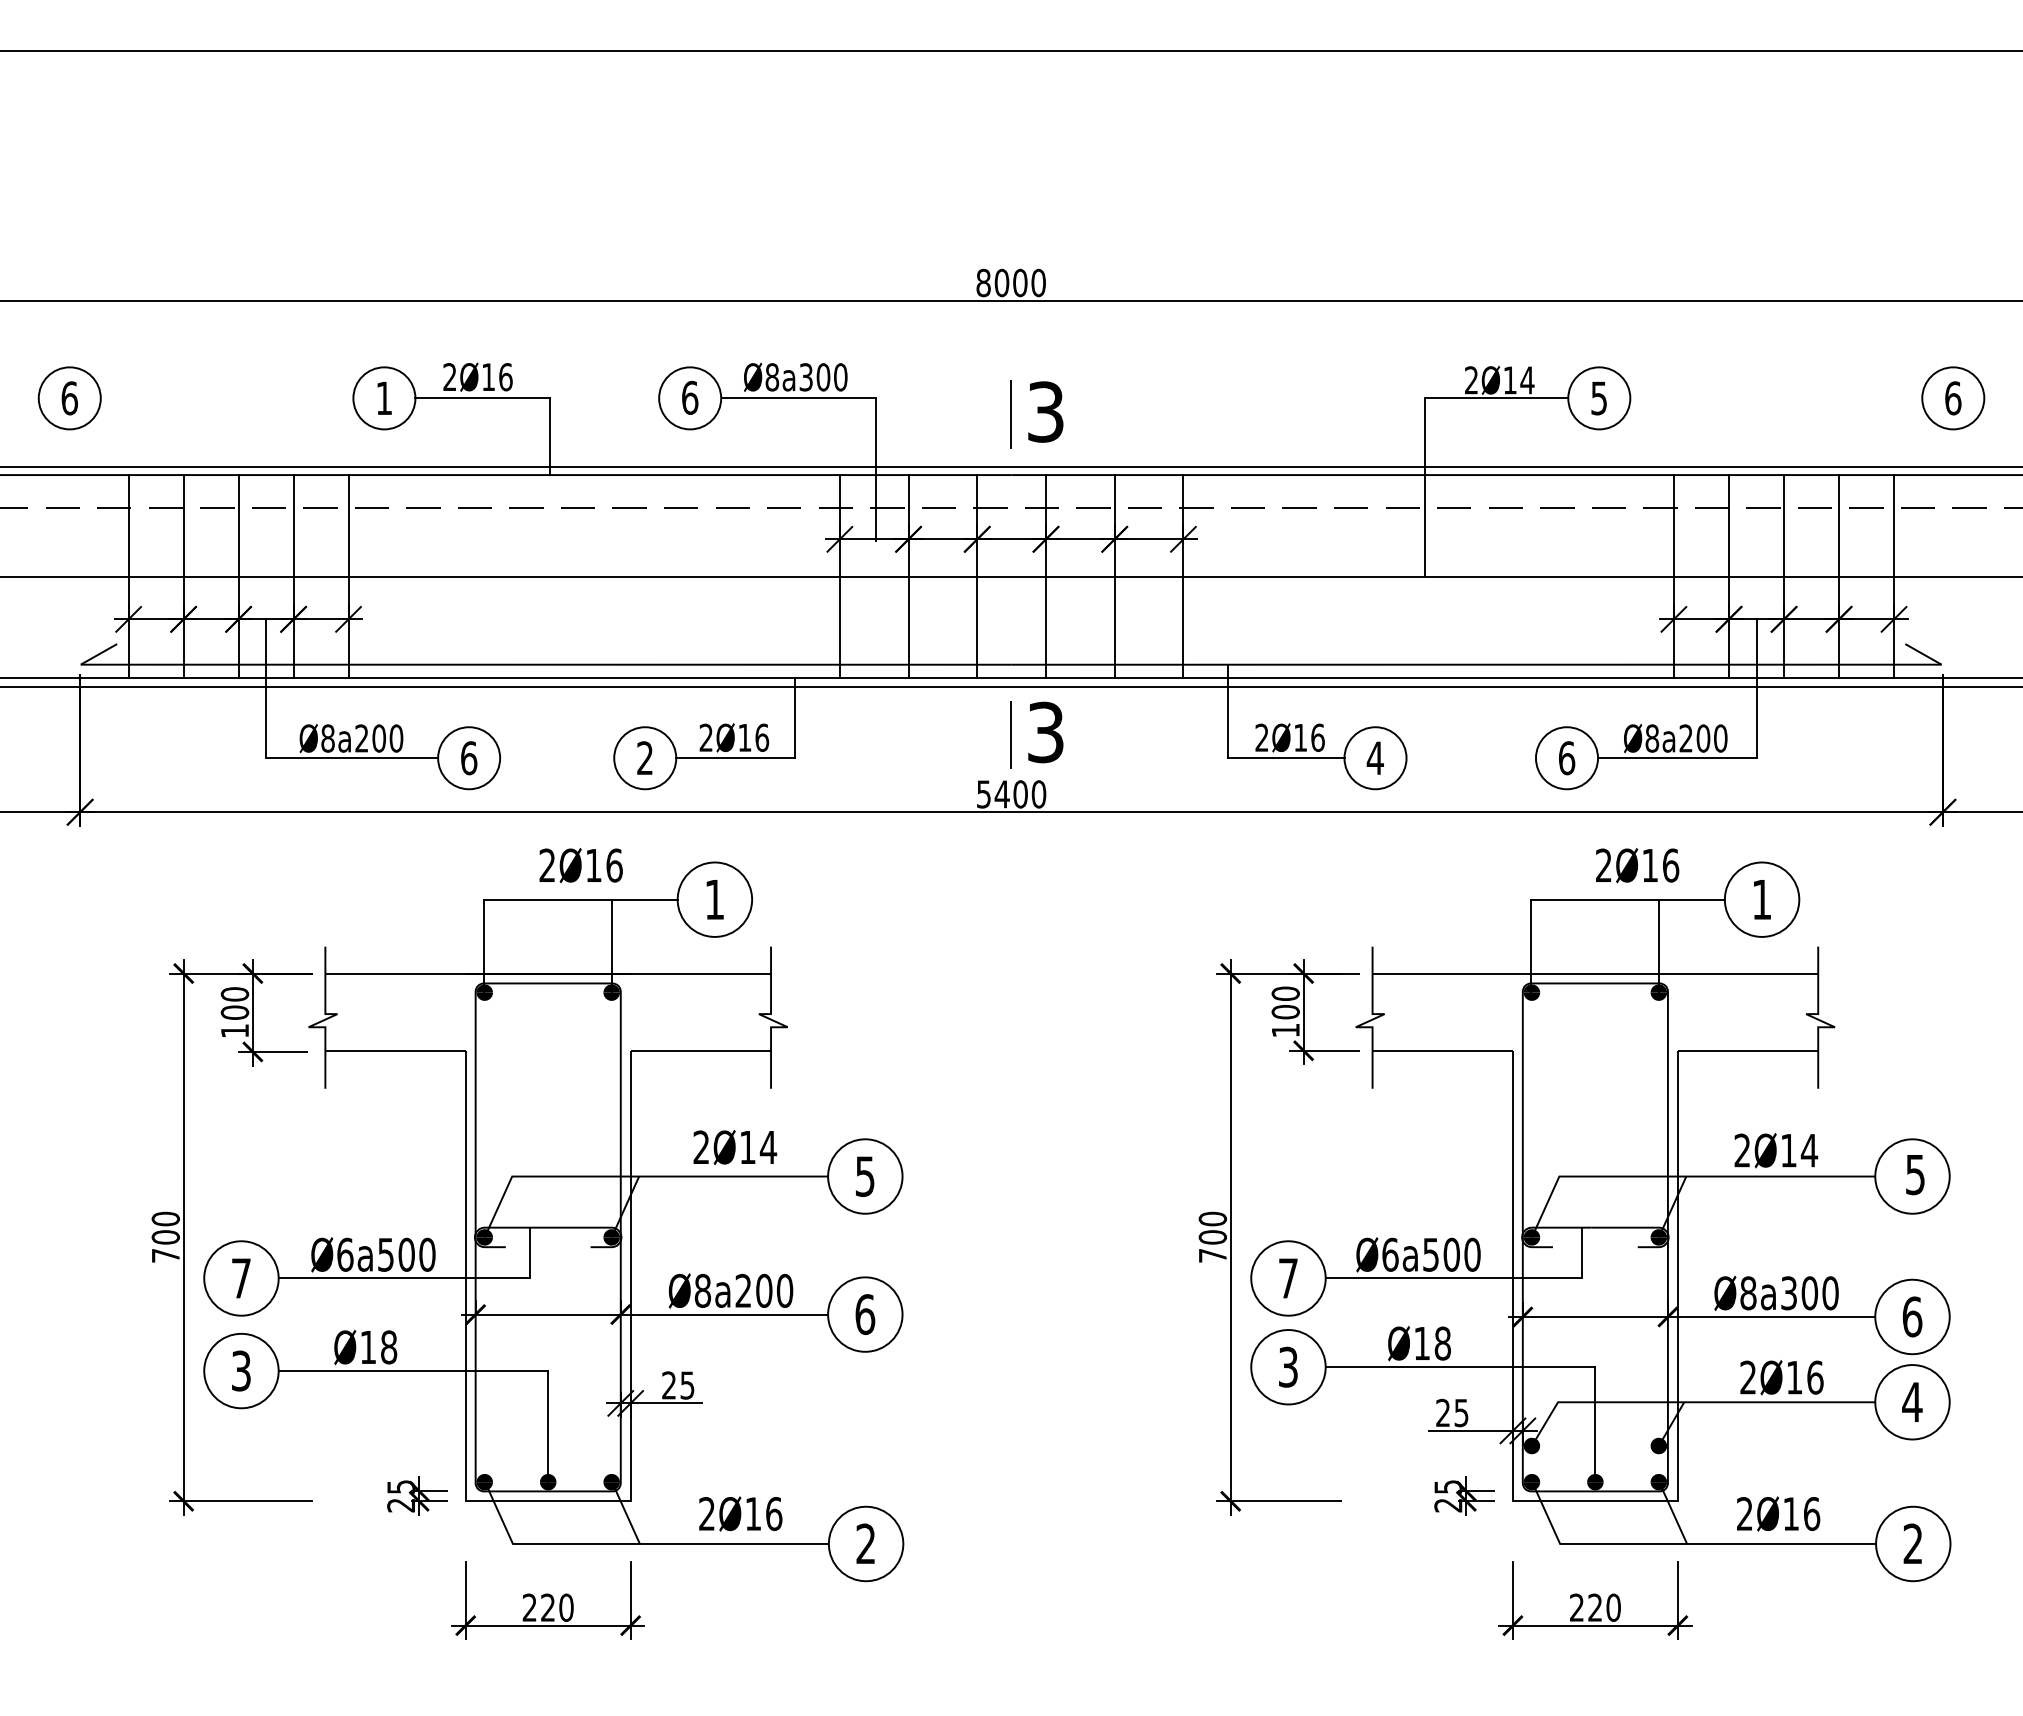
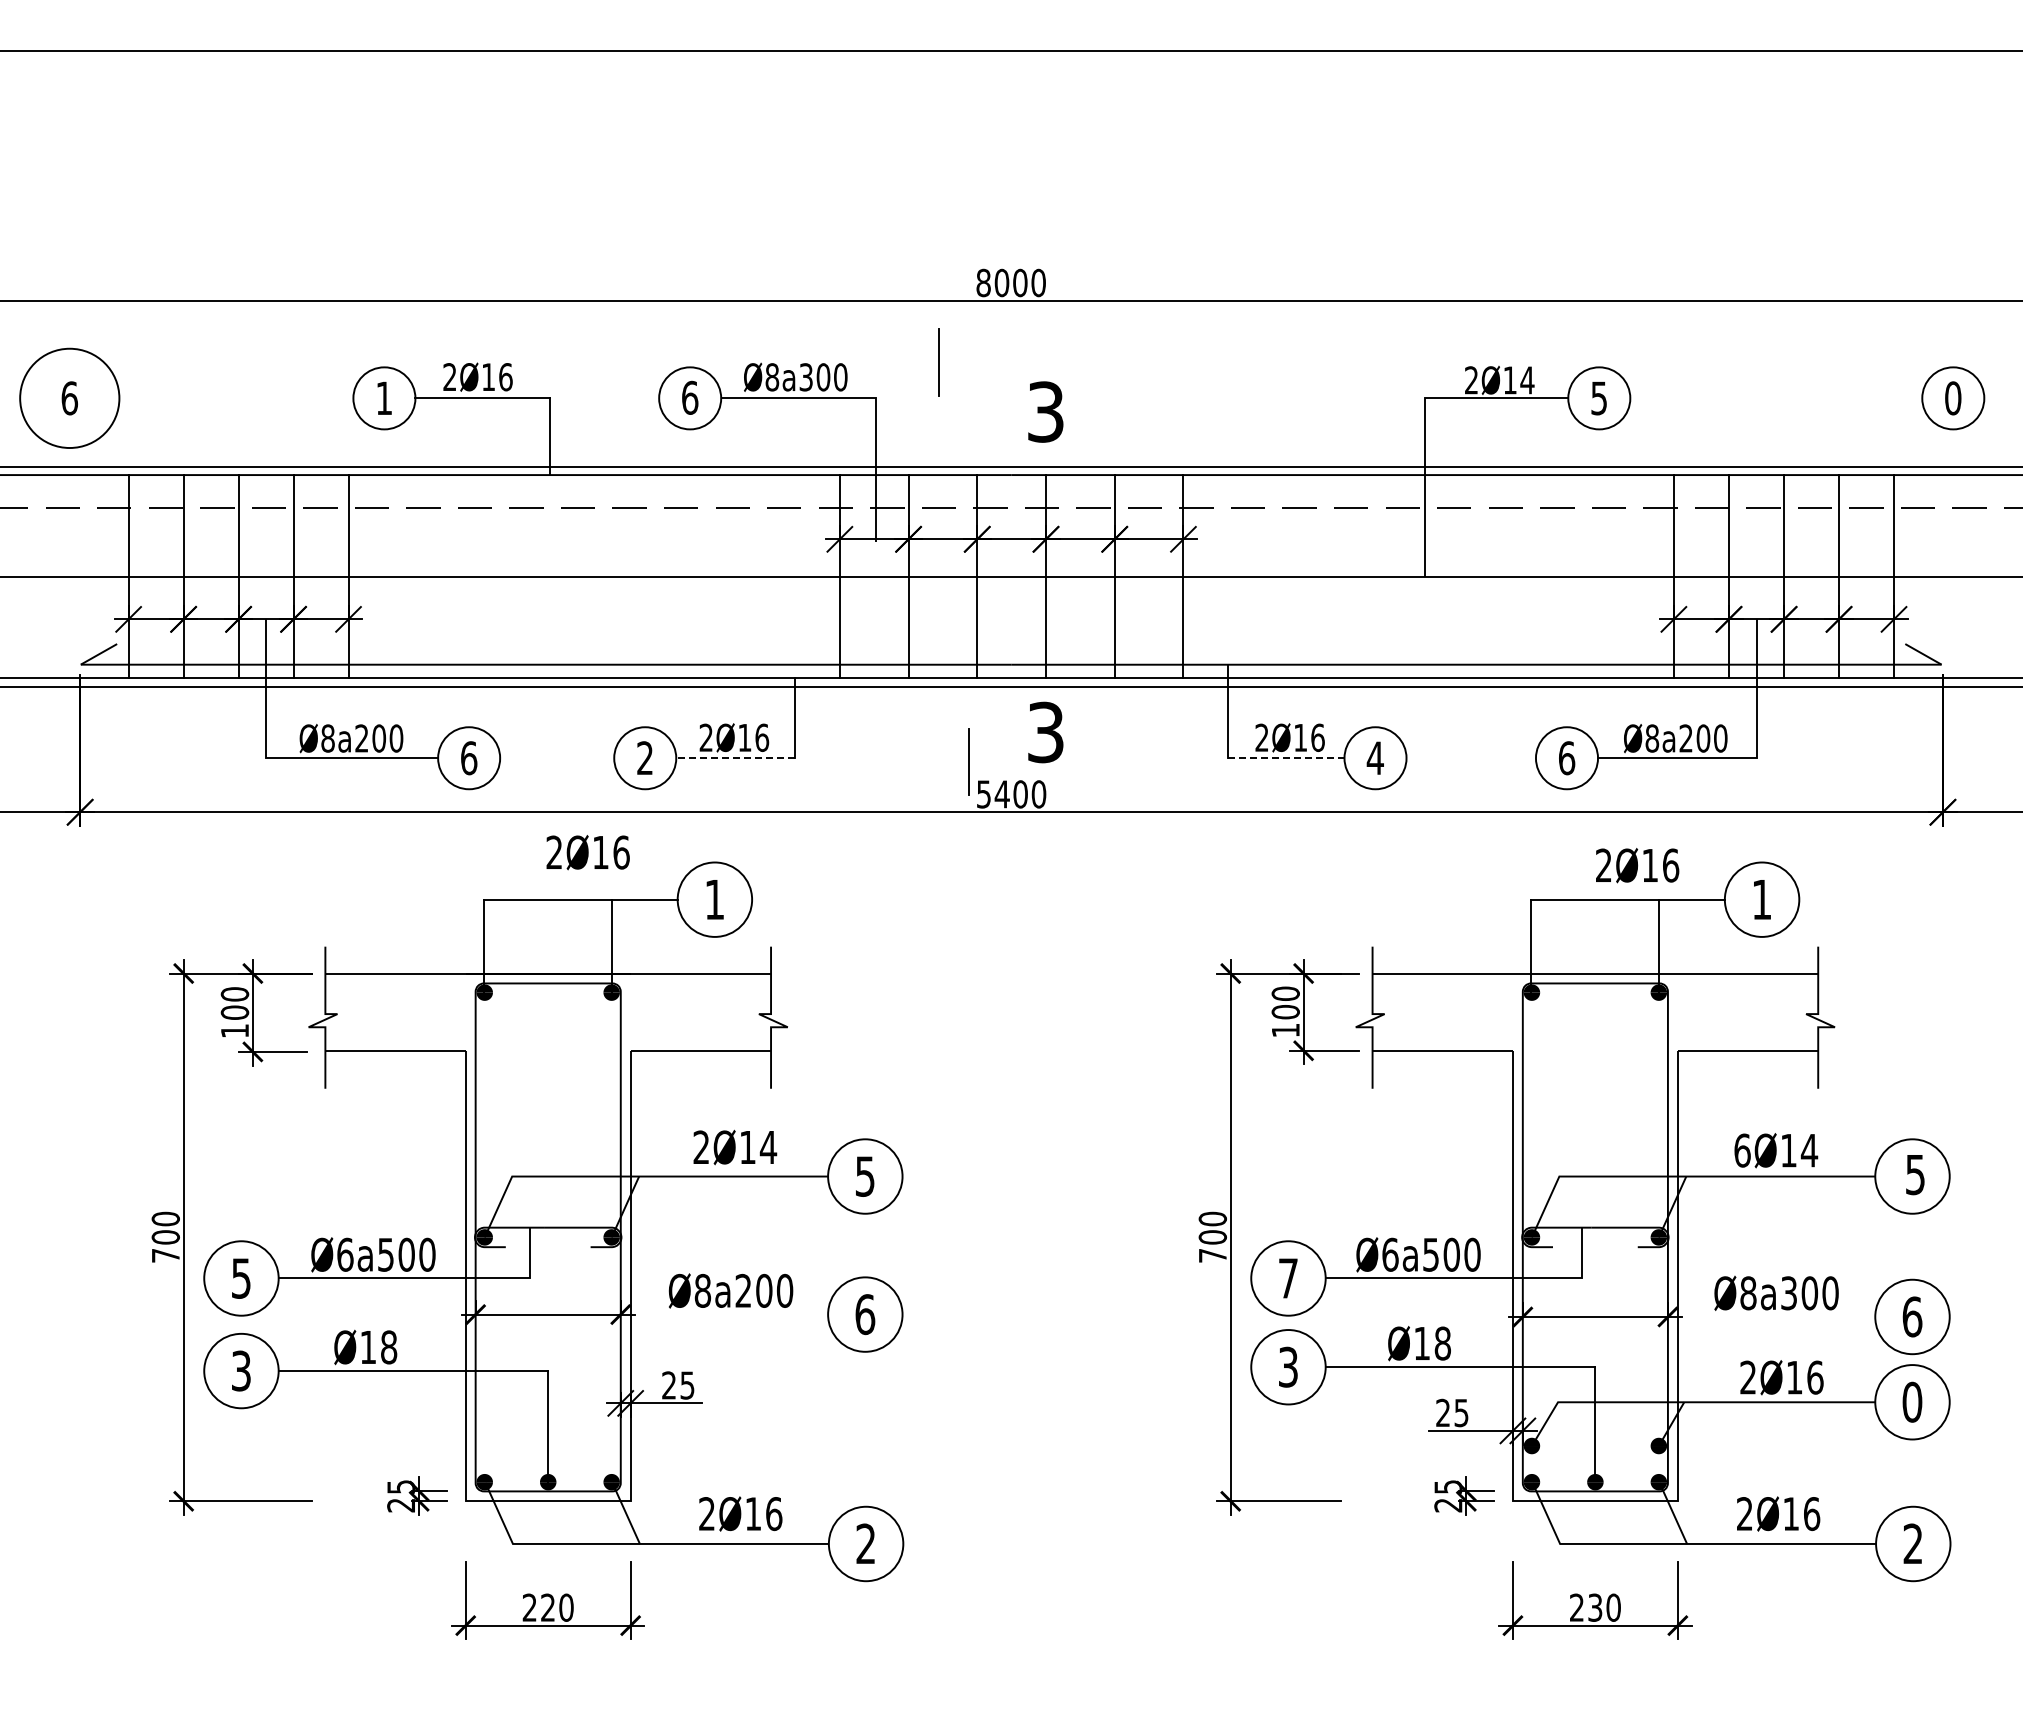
circle diameter: 62 px -> 99 px (69, 398)
text: 6 -> 0 (1953, 398)
line position: (1010, 414) -> (938, 362) (938, 362)
line position: (1010, 734) -> (968, 761) (968, 761)
line: solid -> dashed (735, 758)
line: solid -> dashed (1286, 758)
text position: (580, 865) -> (587, 852) (587, 852)
text: 2Ø14 -> 6Ø14 (1742, 1150)
text: 7 -> 5 (241, 1278)
line: present -> none (732, 1314)
line: present -> none (1779, 1316)
text: 4 -> 0 (1912, 1401)
text: 220 -> 230 (1595, 1607)
